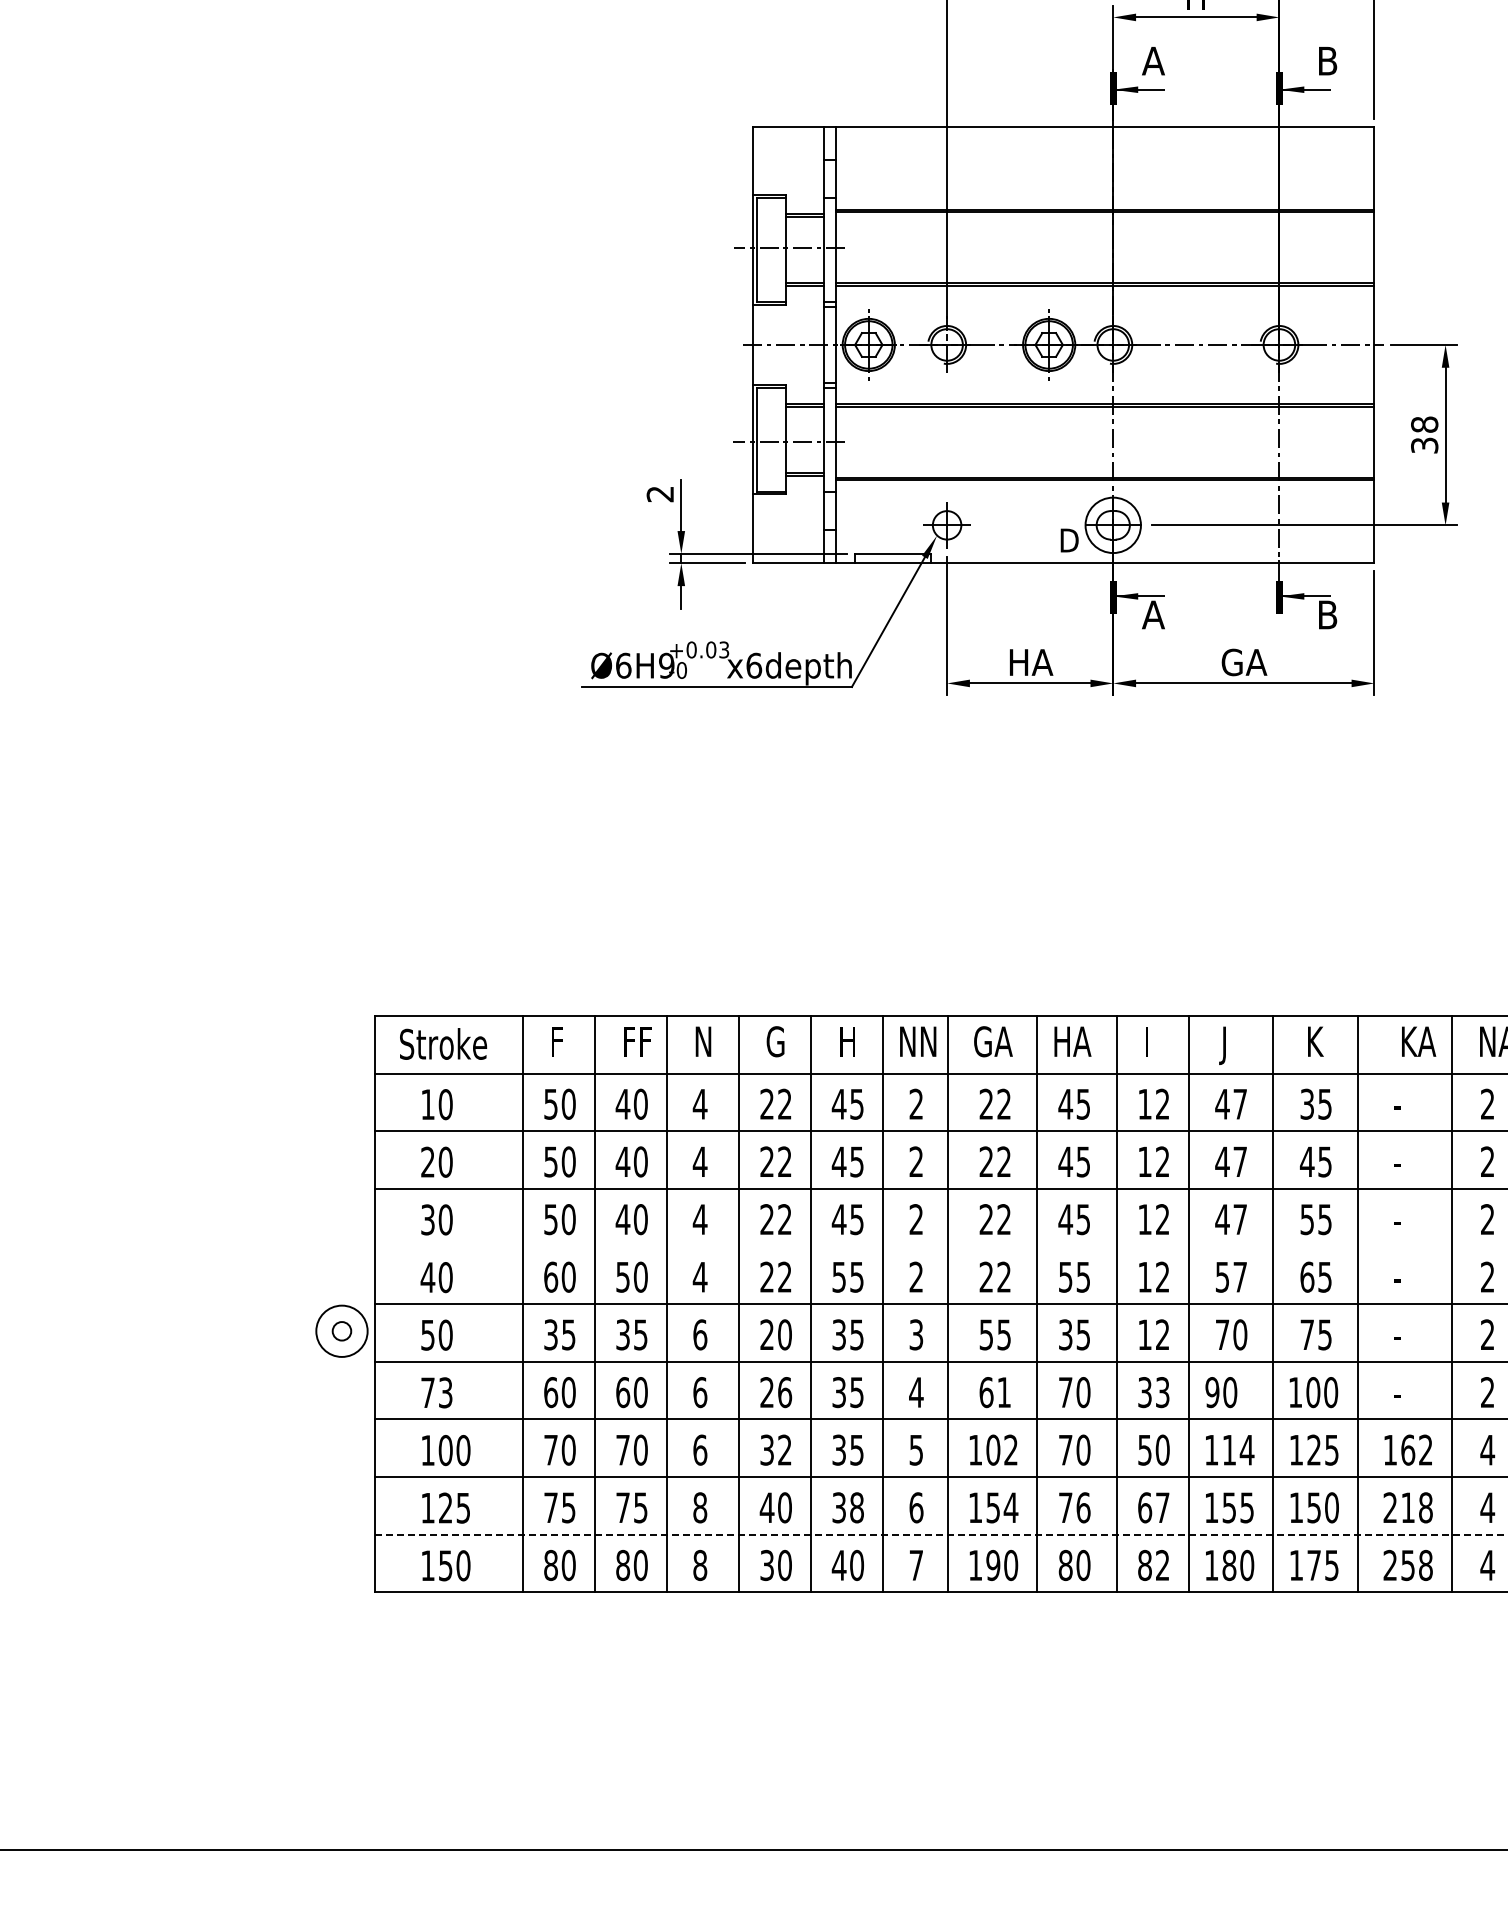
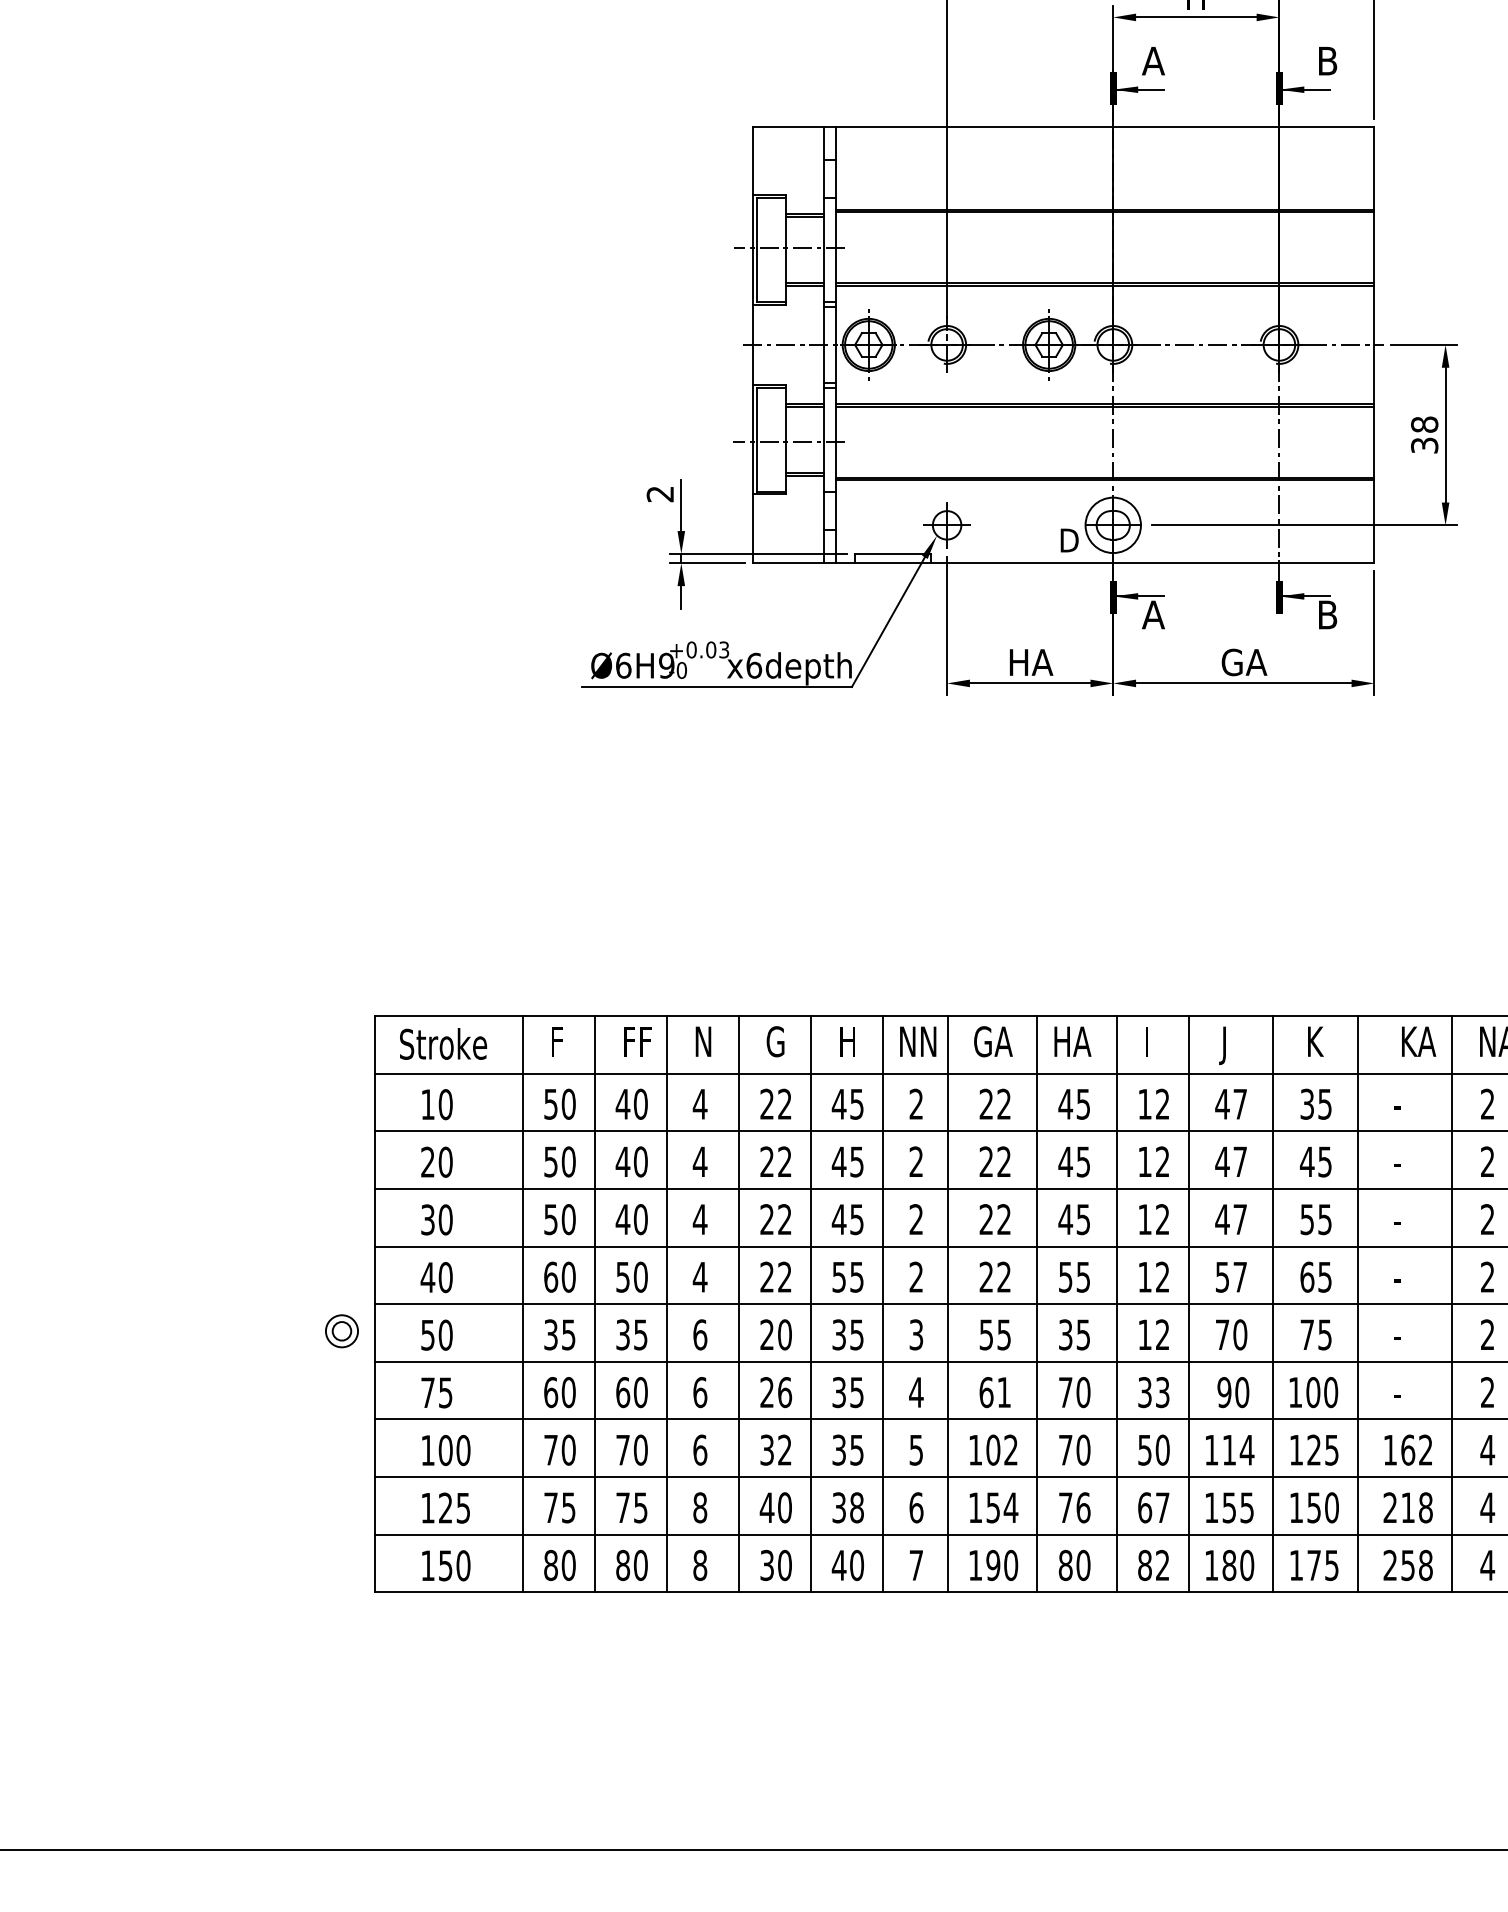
line: none -> present (939, 1246)
circle diameter: 51 px -> 32 px (341, 1331)
text: 73 -> 75 (445, 1392)
text position: (1221, 1392) -> (1233, 1392) (1233, 1392)
line: dashed -> solid (941, 1534)
